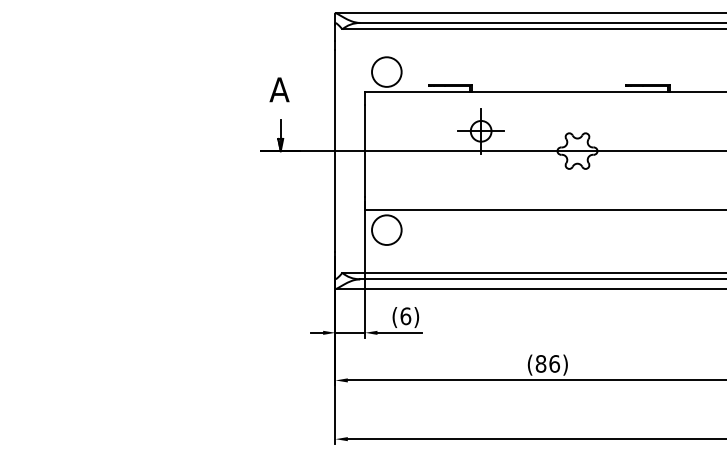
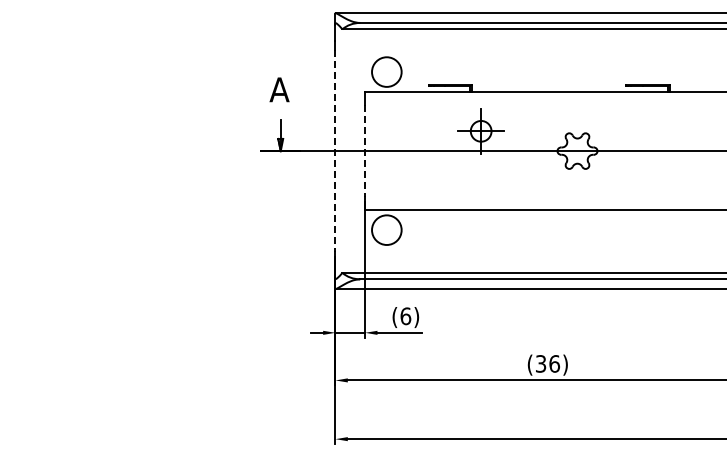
line: solid -> dashed (335, 151)
line: solid -> dashed (365, 151)
text: (86) -> (36) (540, 363)
